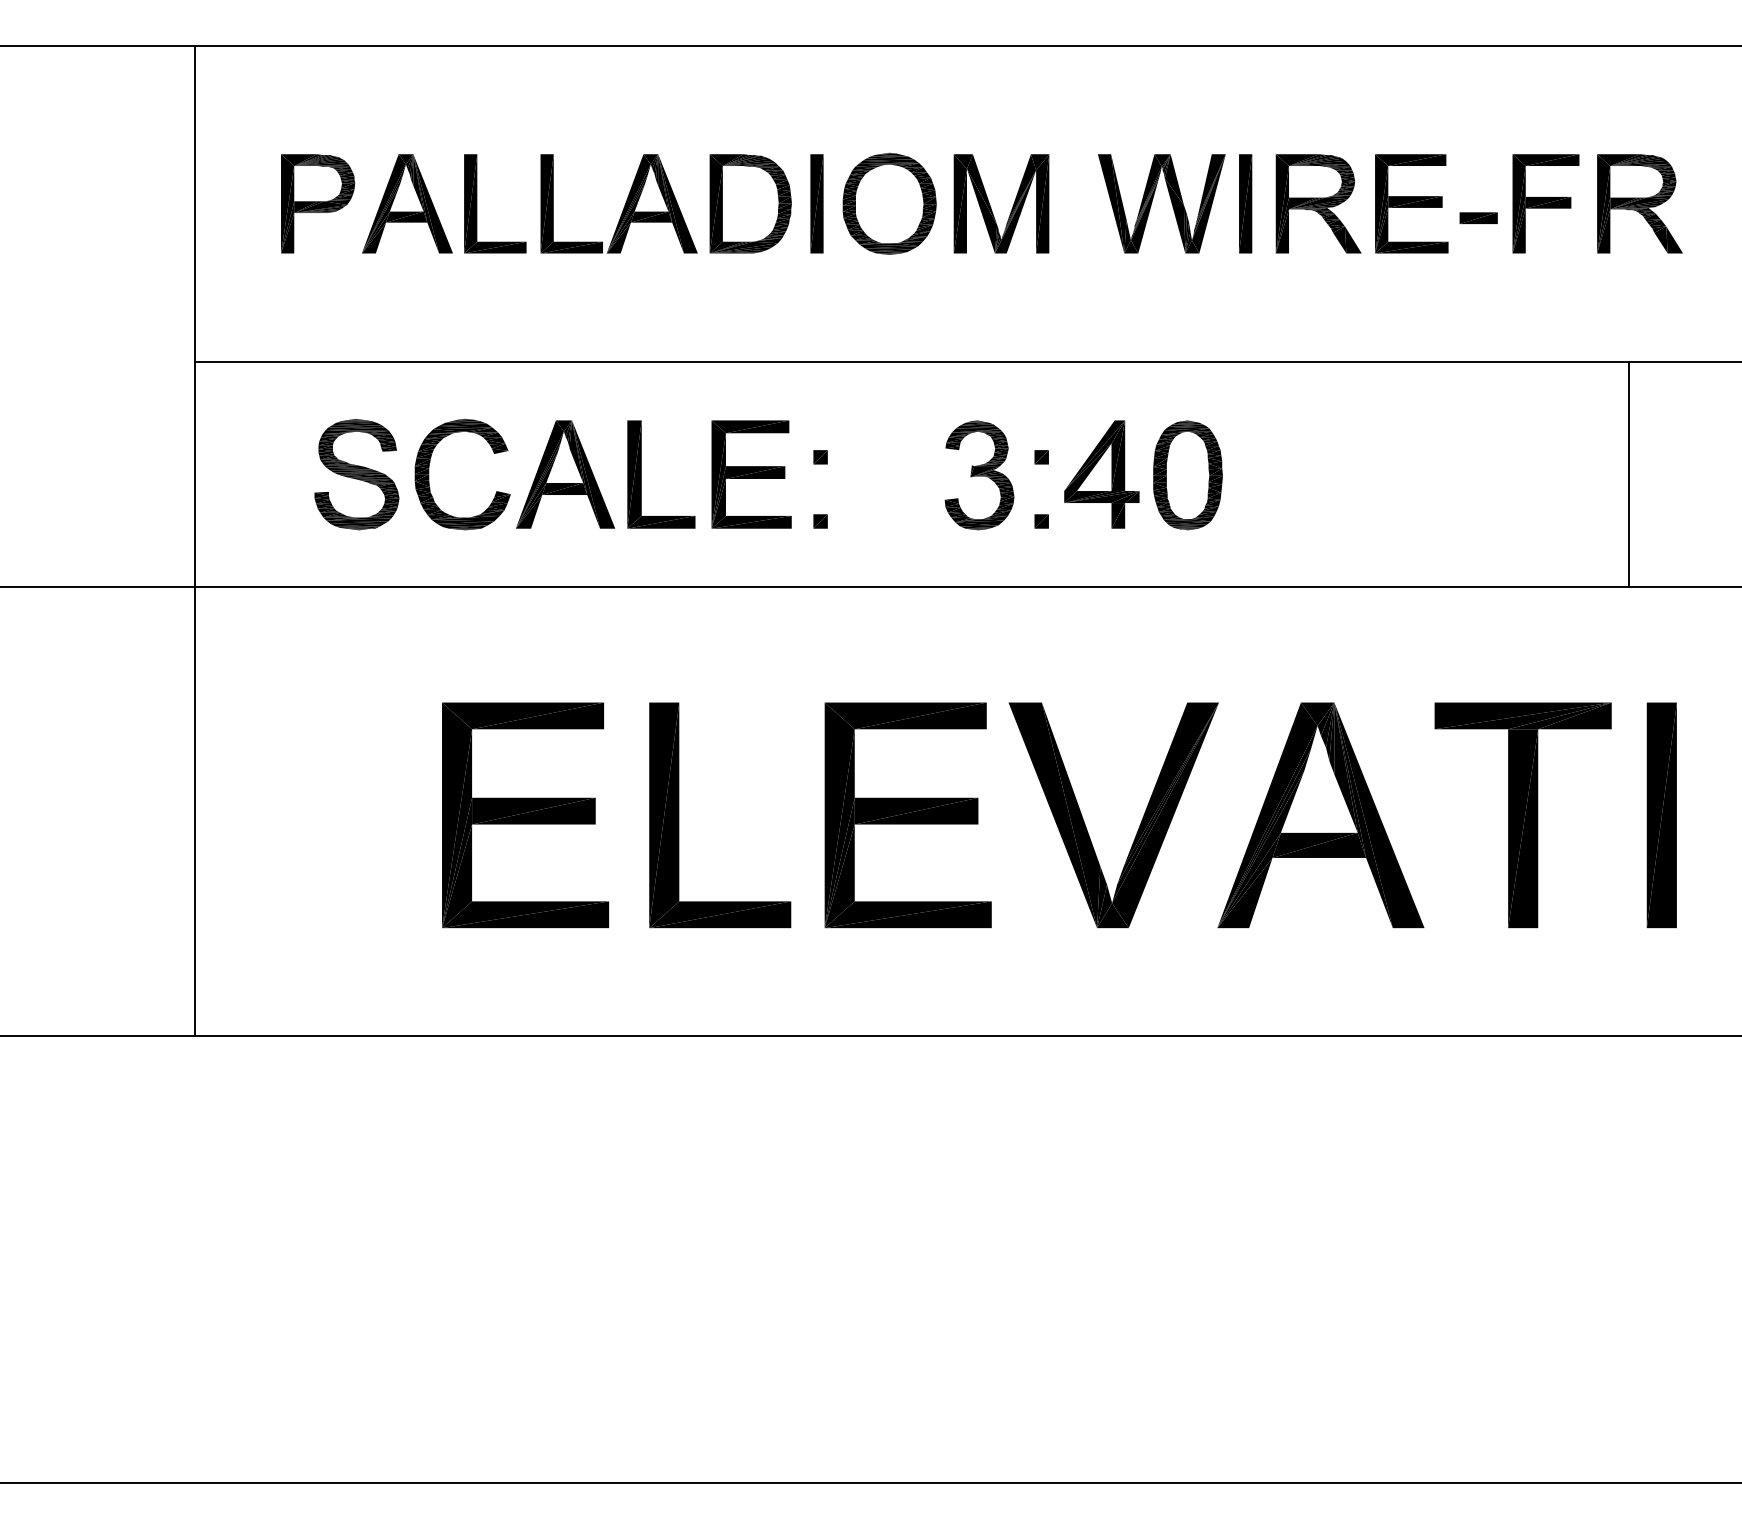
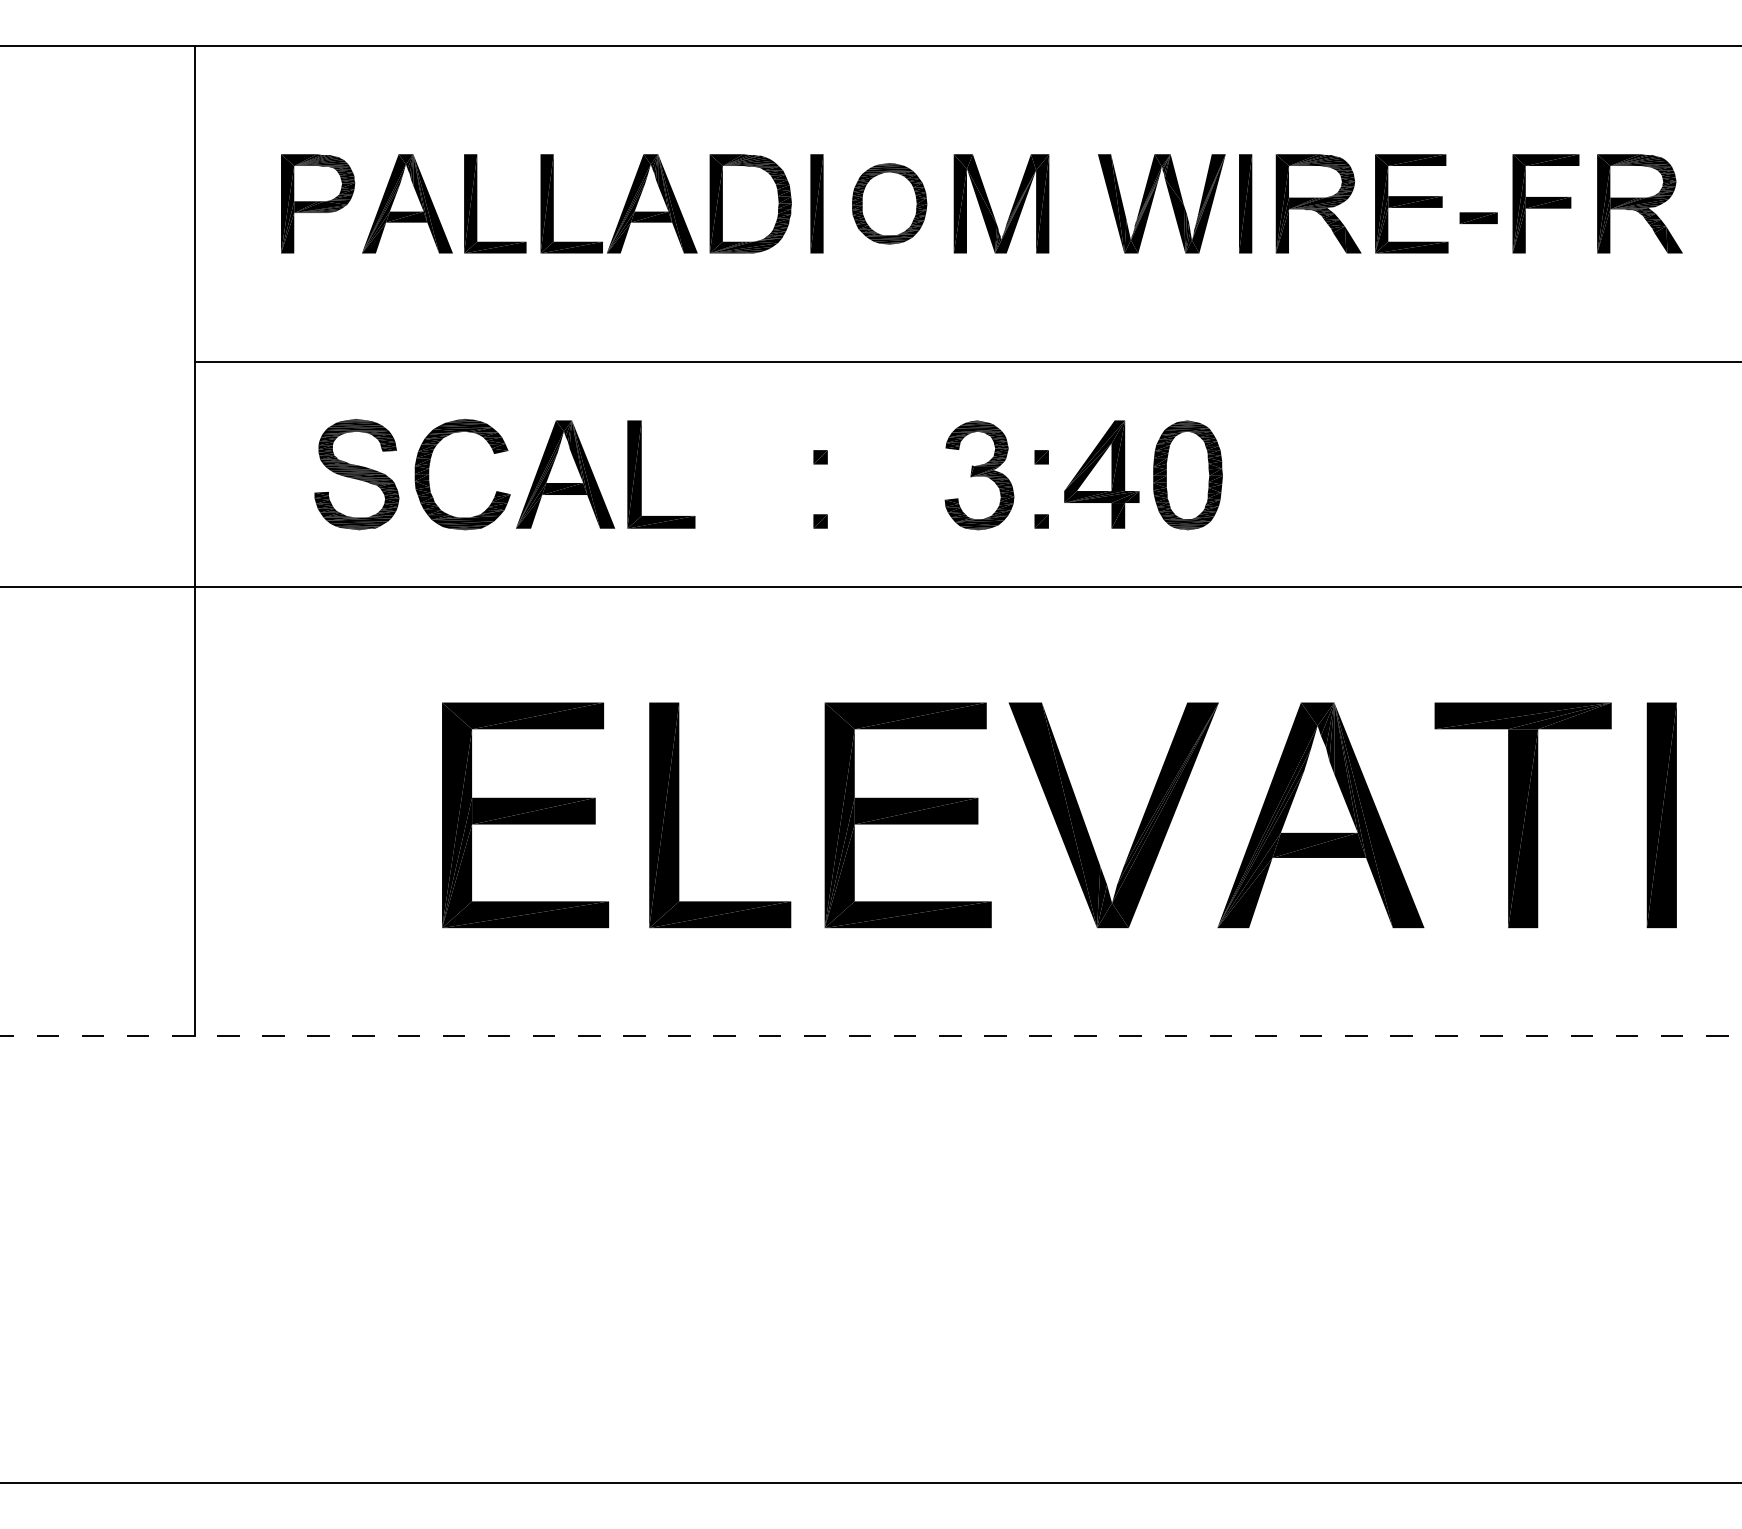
part size: 95x103 px -> 76x82 px (889, 203)
part: present -> none (751, 474)
line: present -> none (1628, 474)
line: solid -> dashed (871, 1035)
